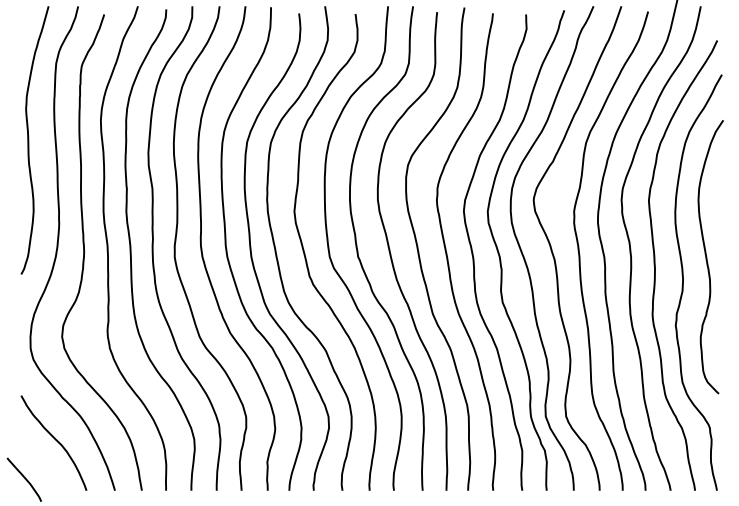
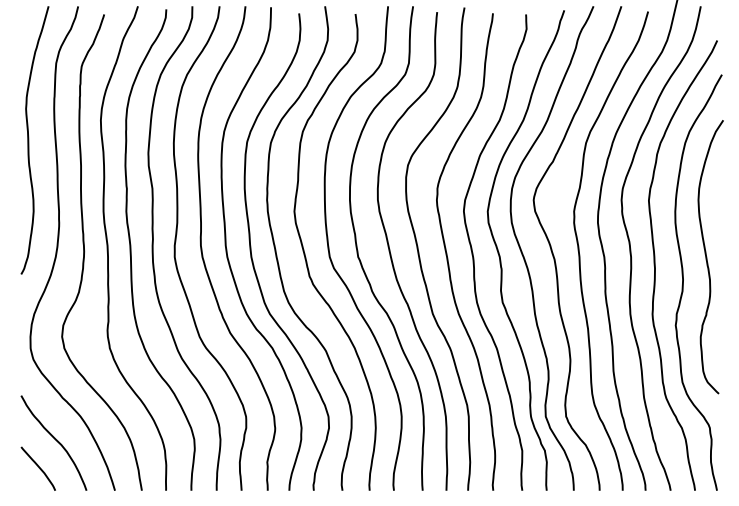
curve position: (24, 478) -> (38, 467) (38, 467)
